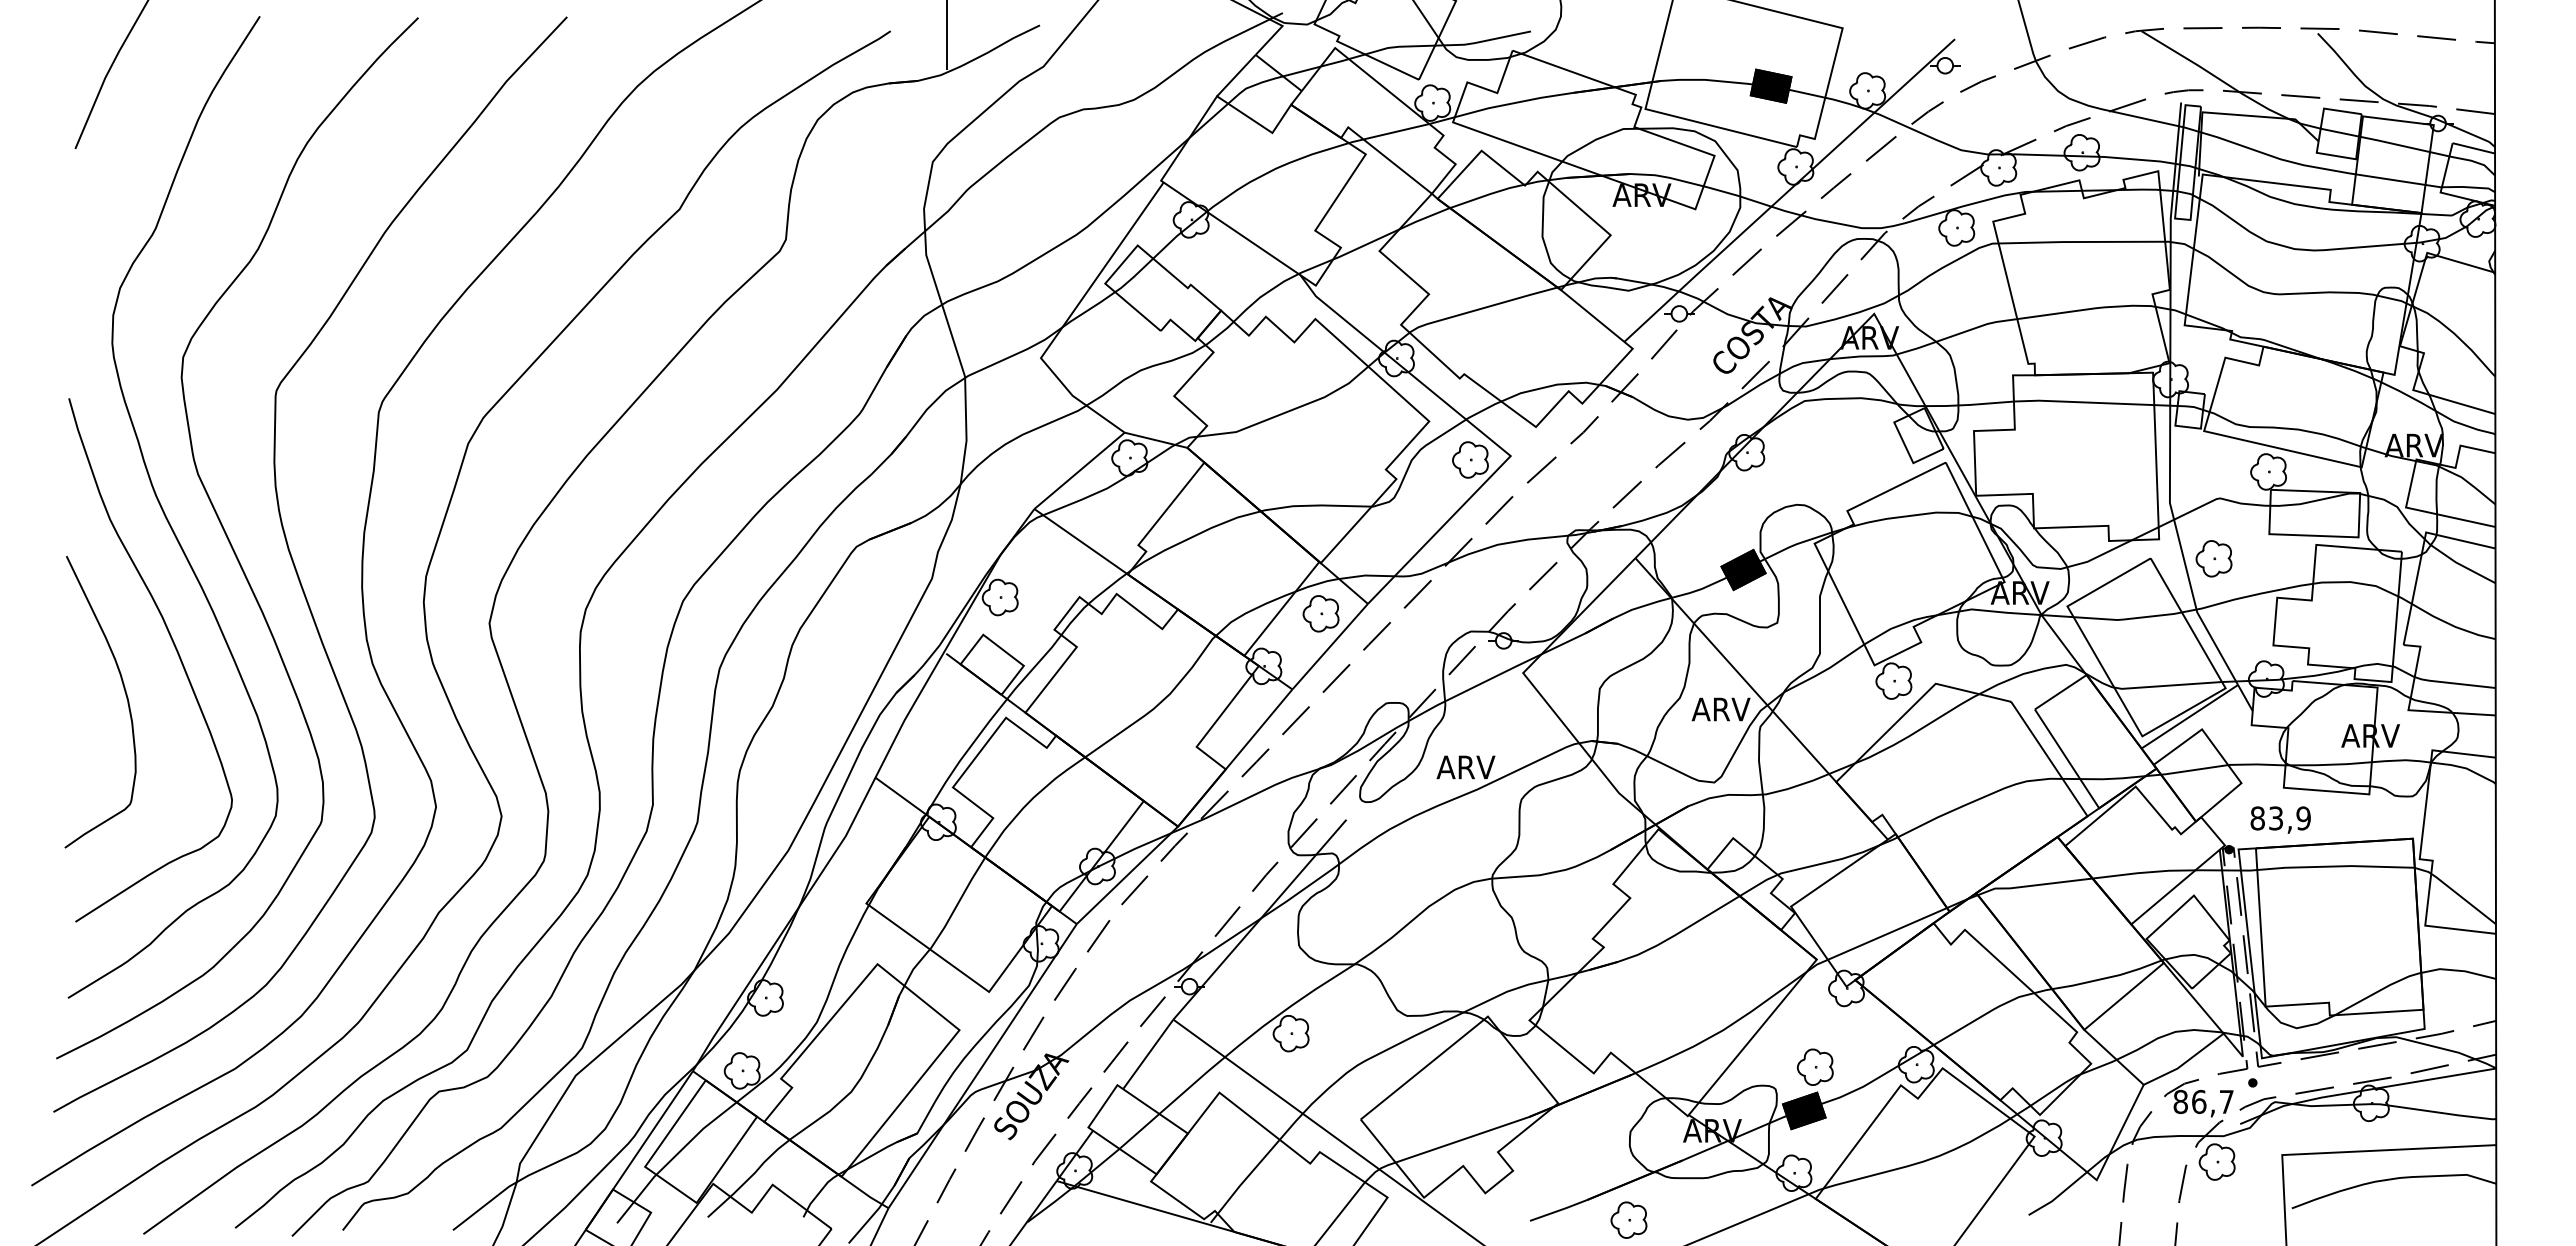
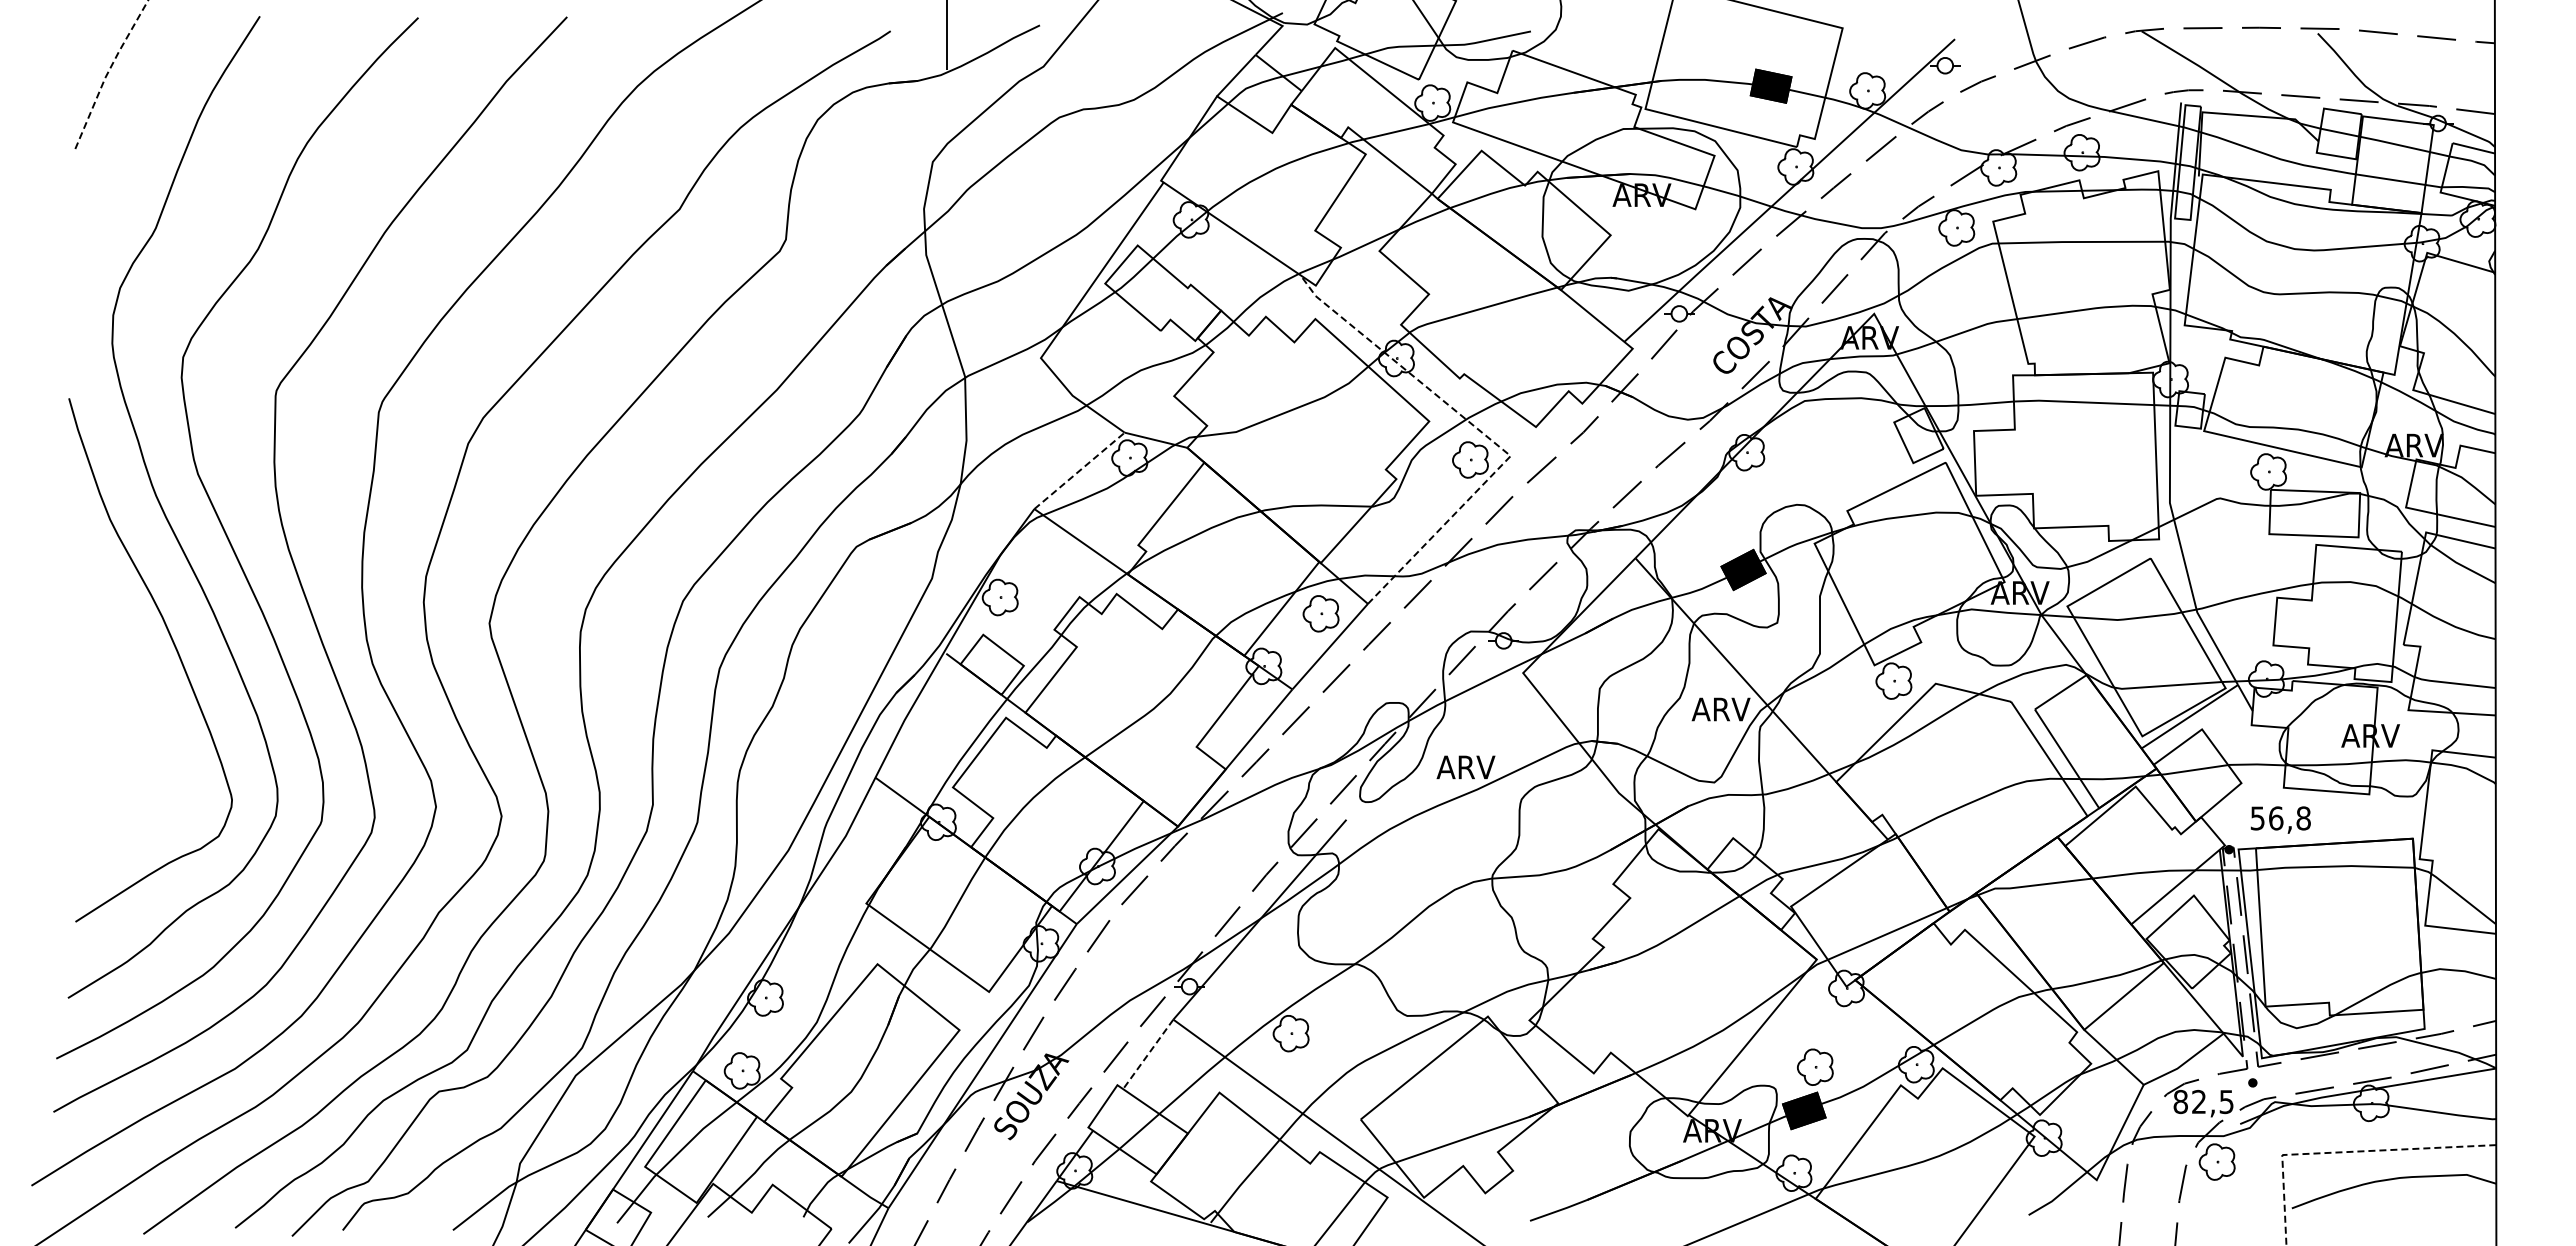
line: solid -> dashed (108, 72)
line: solid -> dashed (1482, 432)
line: solid -> dashed (1079, 470)
part: present -> none (2213, 558)
curve: present -> none (125, 695)
text: 83,9 -> 56,8 (2280, 818)
line: solid -> dashed (1148, 1054)
text: 86,7 -> 82,5 (2212, 1101)
line: solid -> dashed (2342, 1152)
part: present -> none (1628, 1219)
